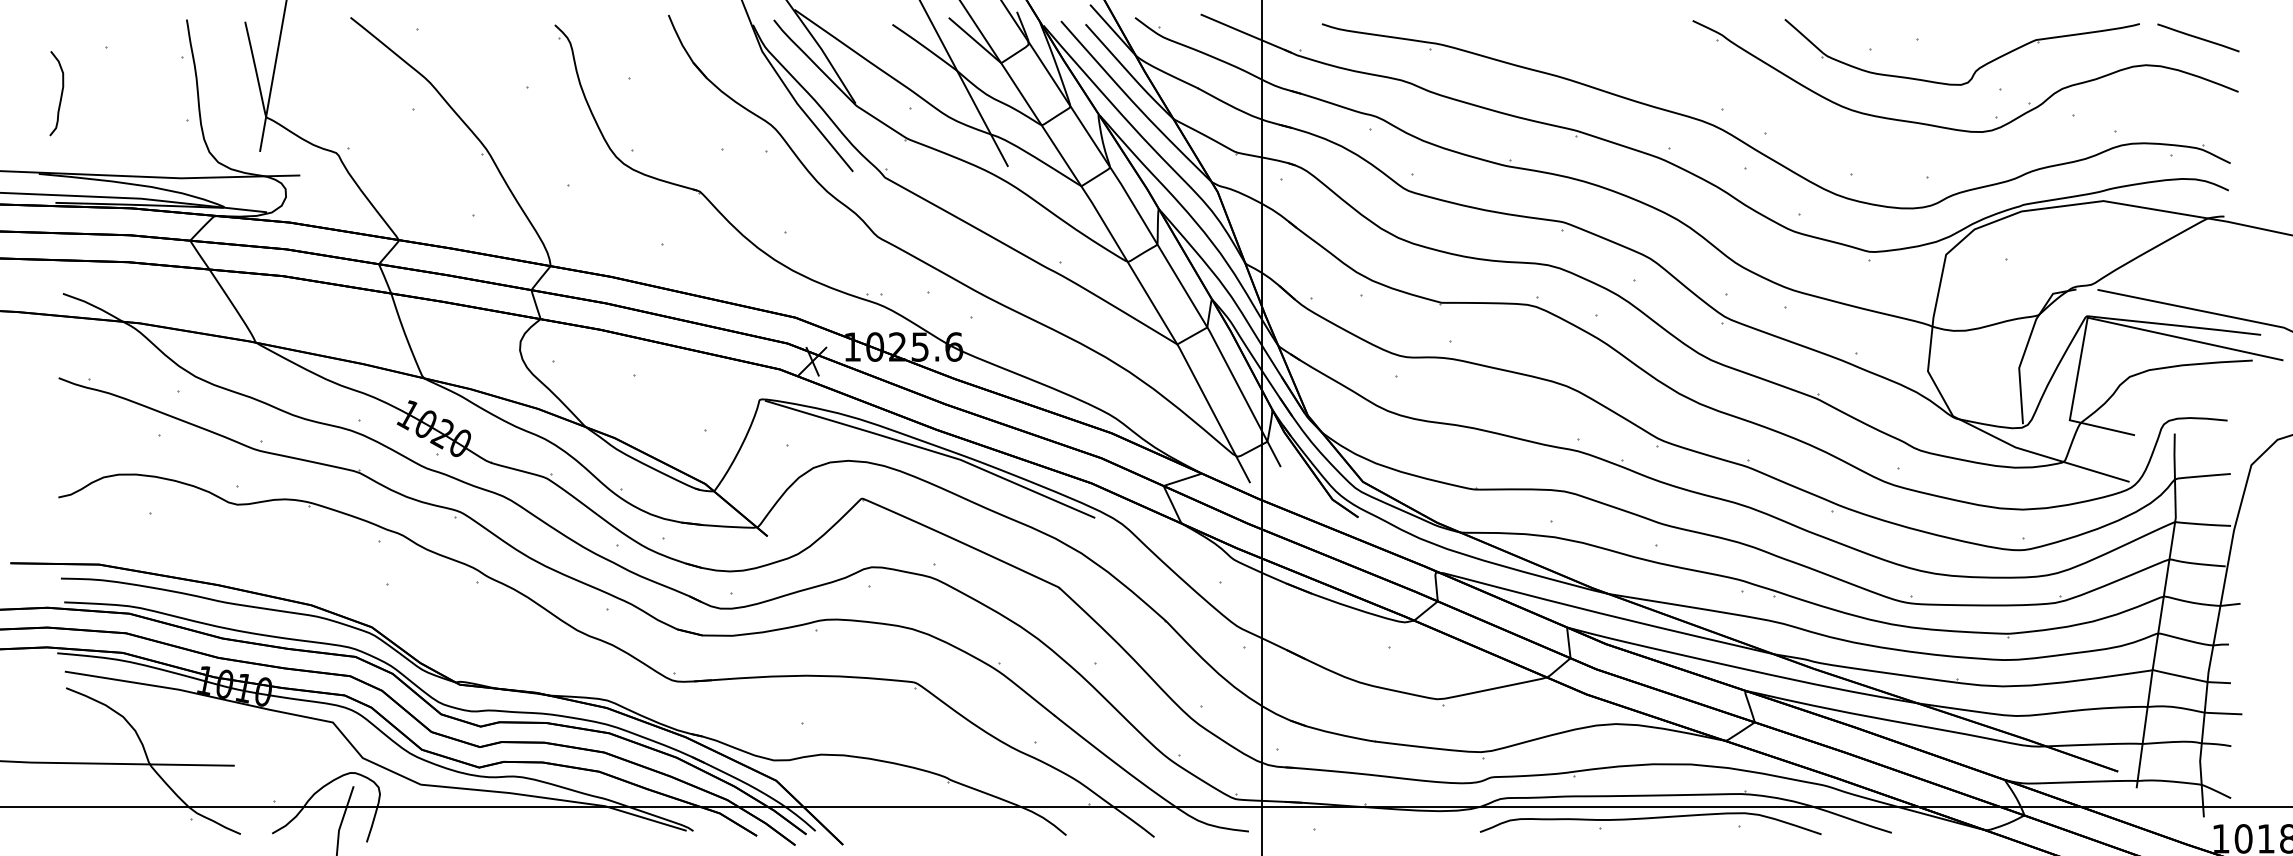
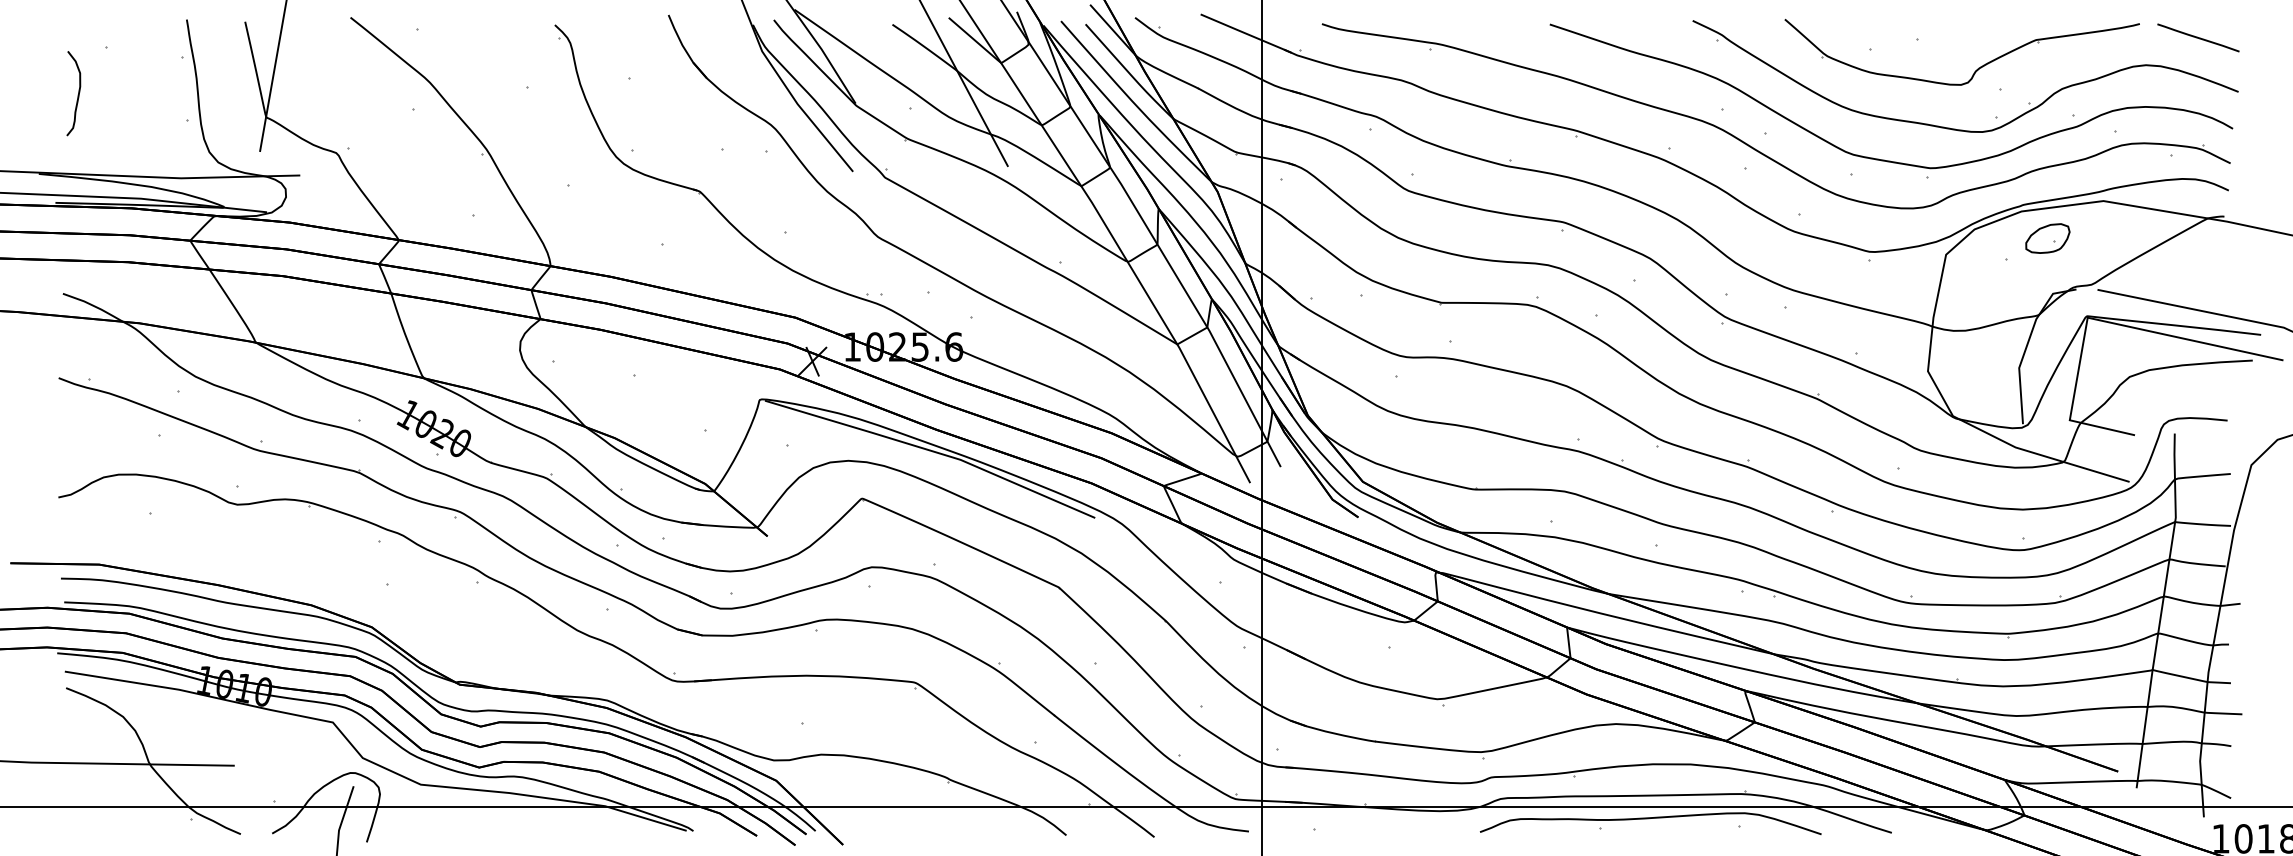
curve position: (60, 95) -> (77, 95) (77, 95)
curve: none -> present (1878, 158)
part: none -> present (2047, 238)
